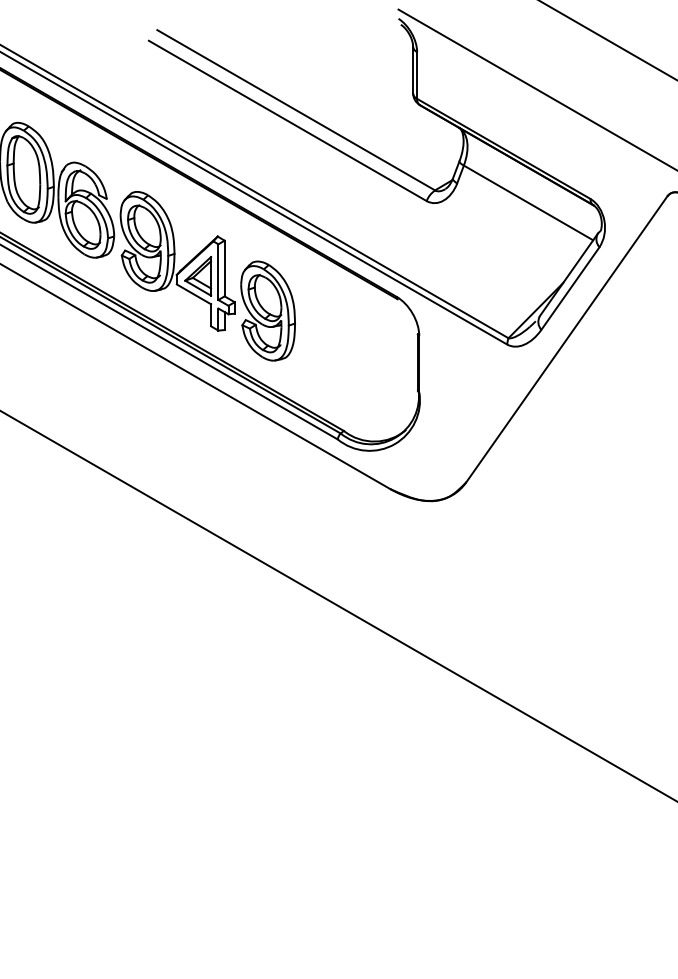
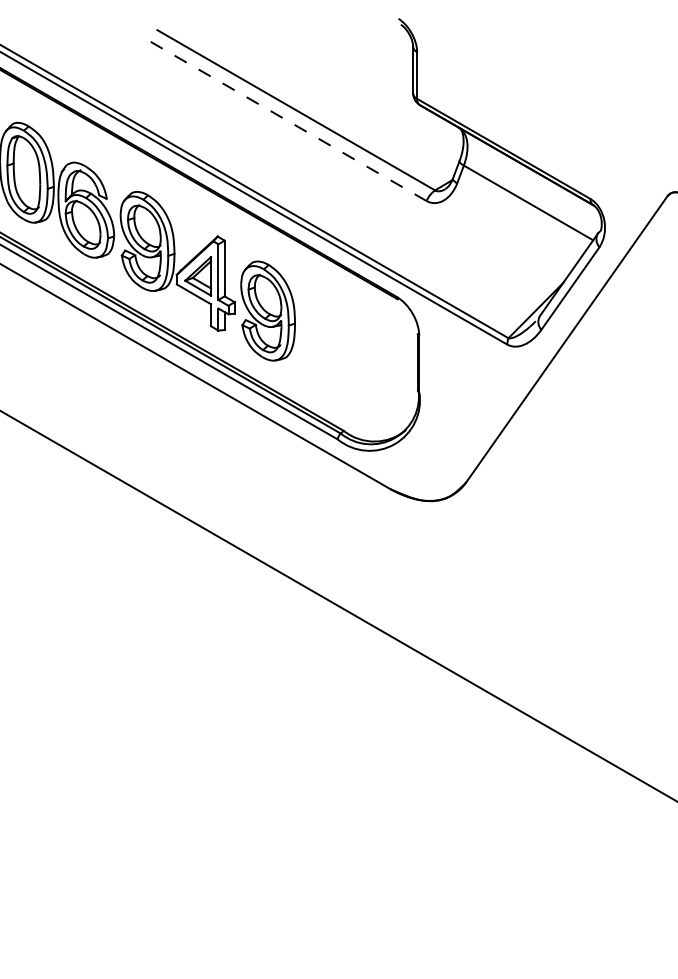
line: present -> none (608, 40)
line: present -> none (536, 89)
line: solid -> dashed (287, 120)
